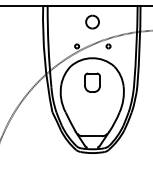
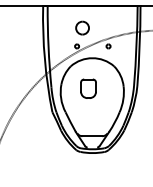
part position: (92, 21) -> (82, 27) (82, 27)
part position: (92, 82) -> (88, 88) (88, 88)
